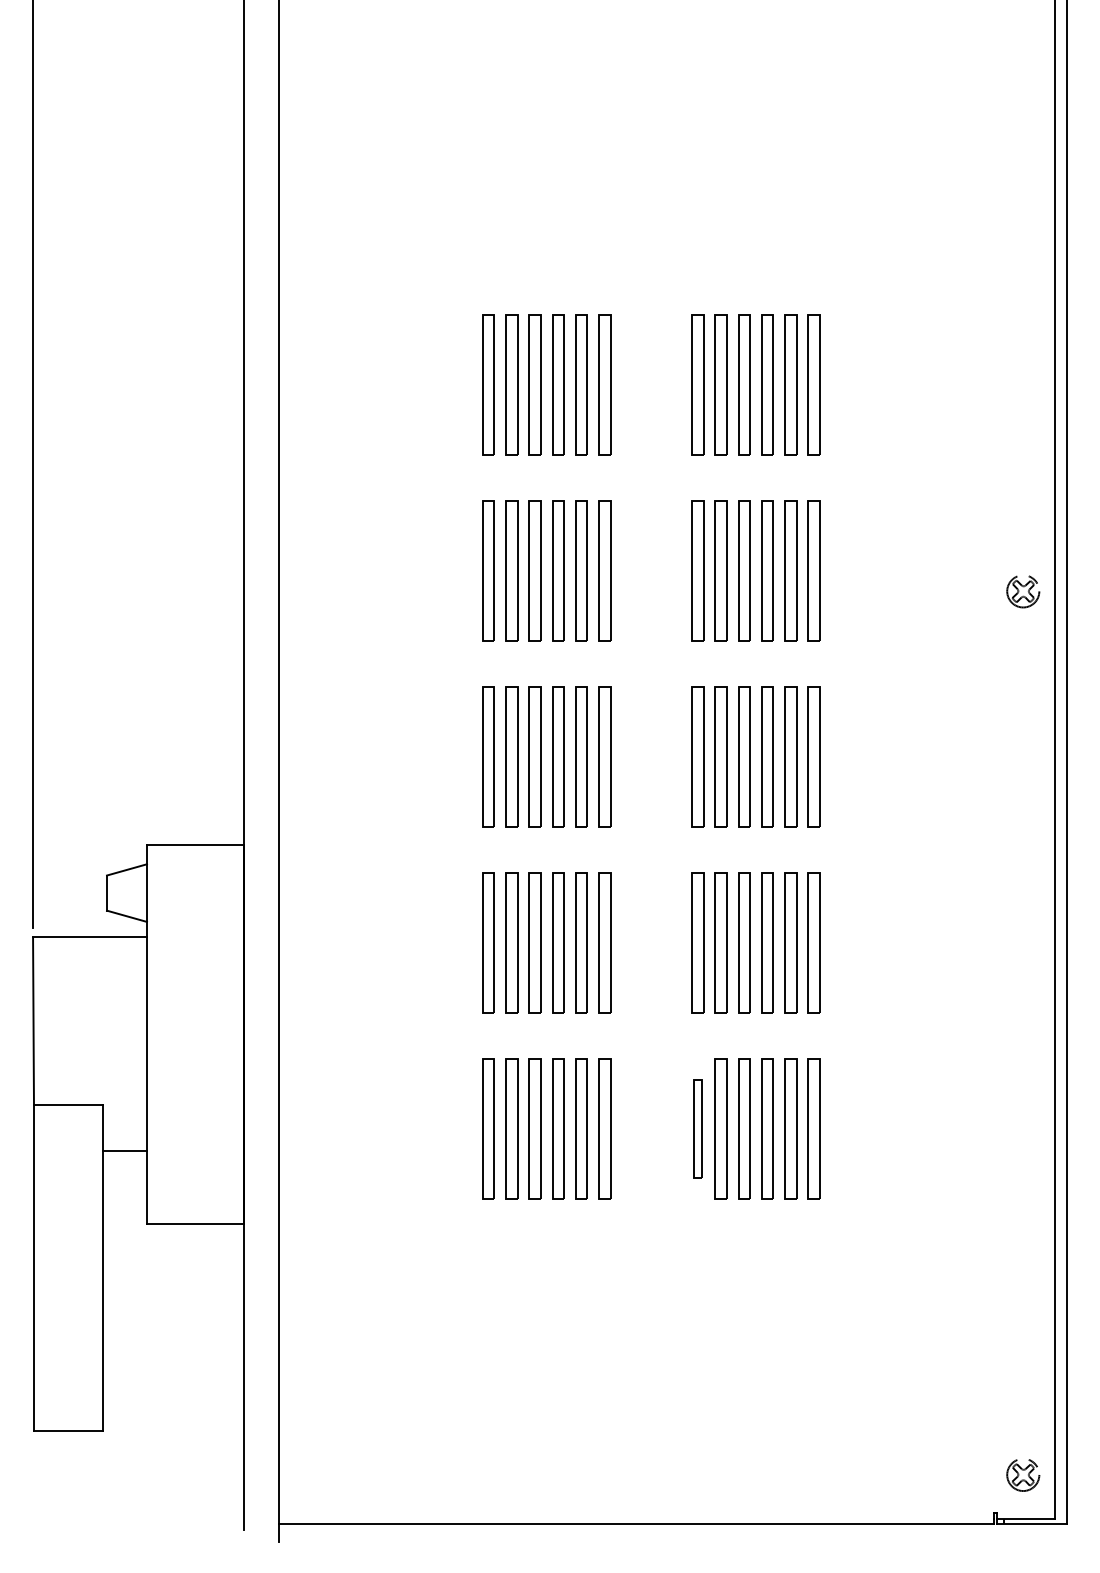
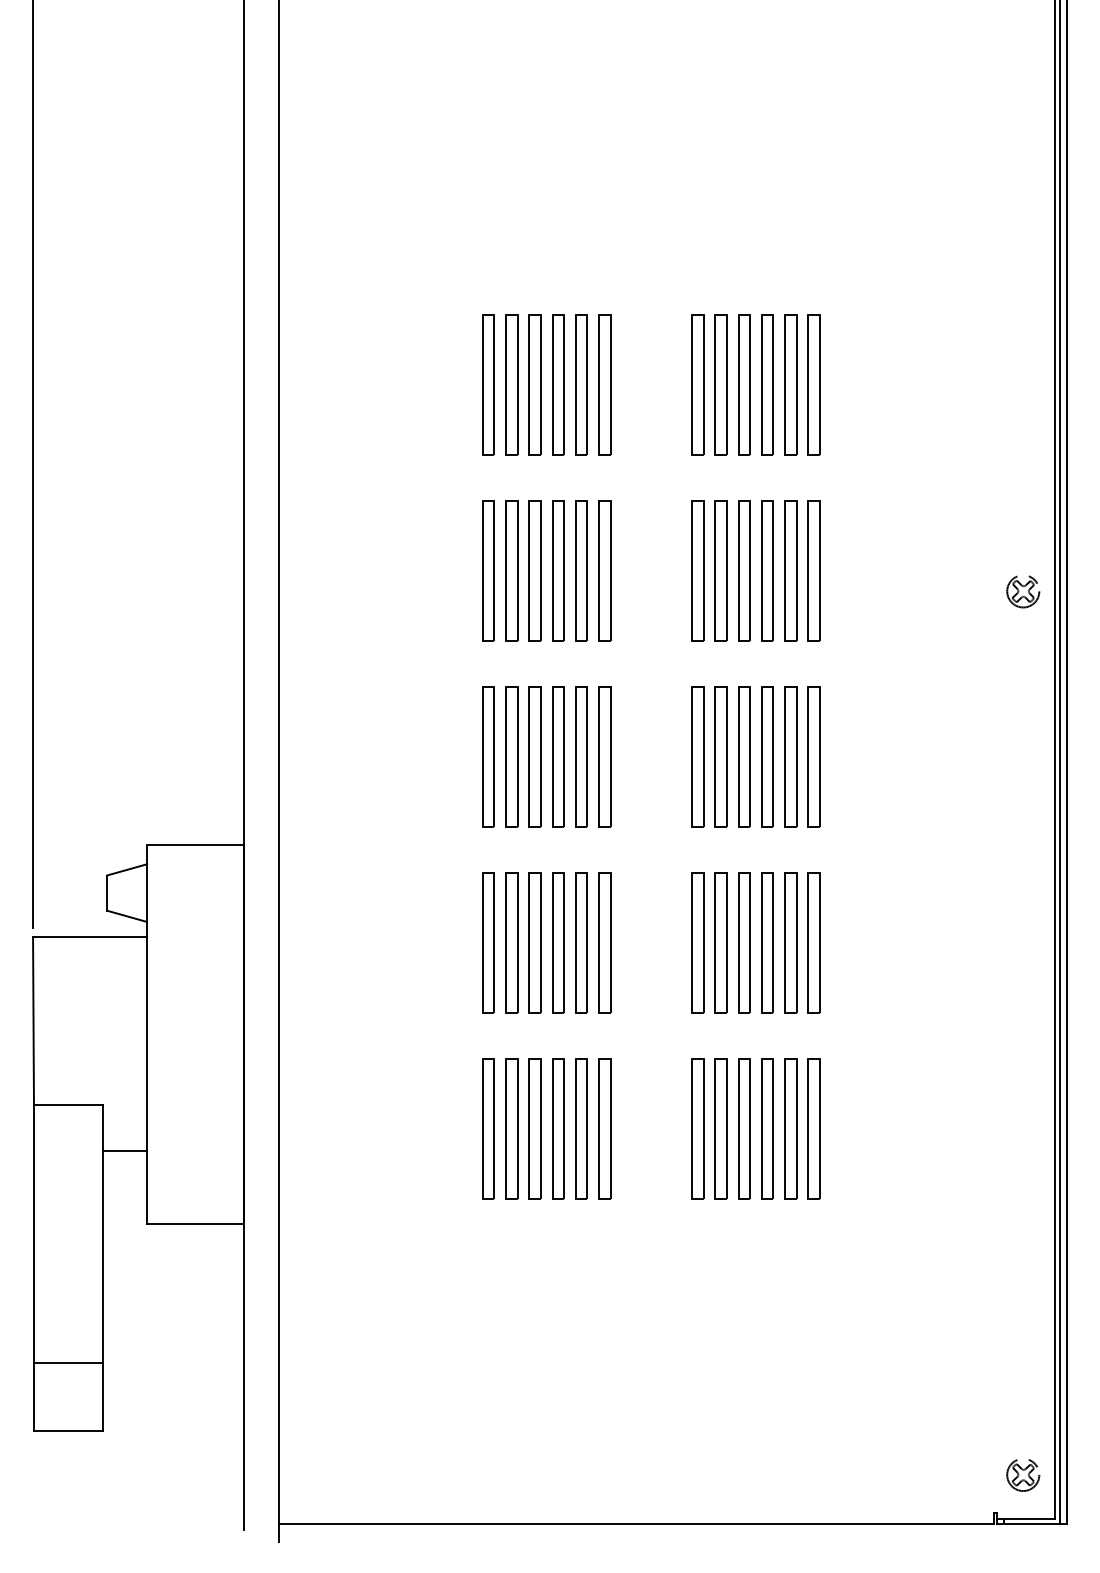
line: none -> present (1059, 763)
part size: 10x100 px -> 14x142 px (697, 1128)
line: none -> present (67, 1363)
